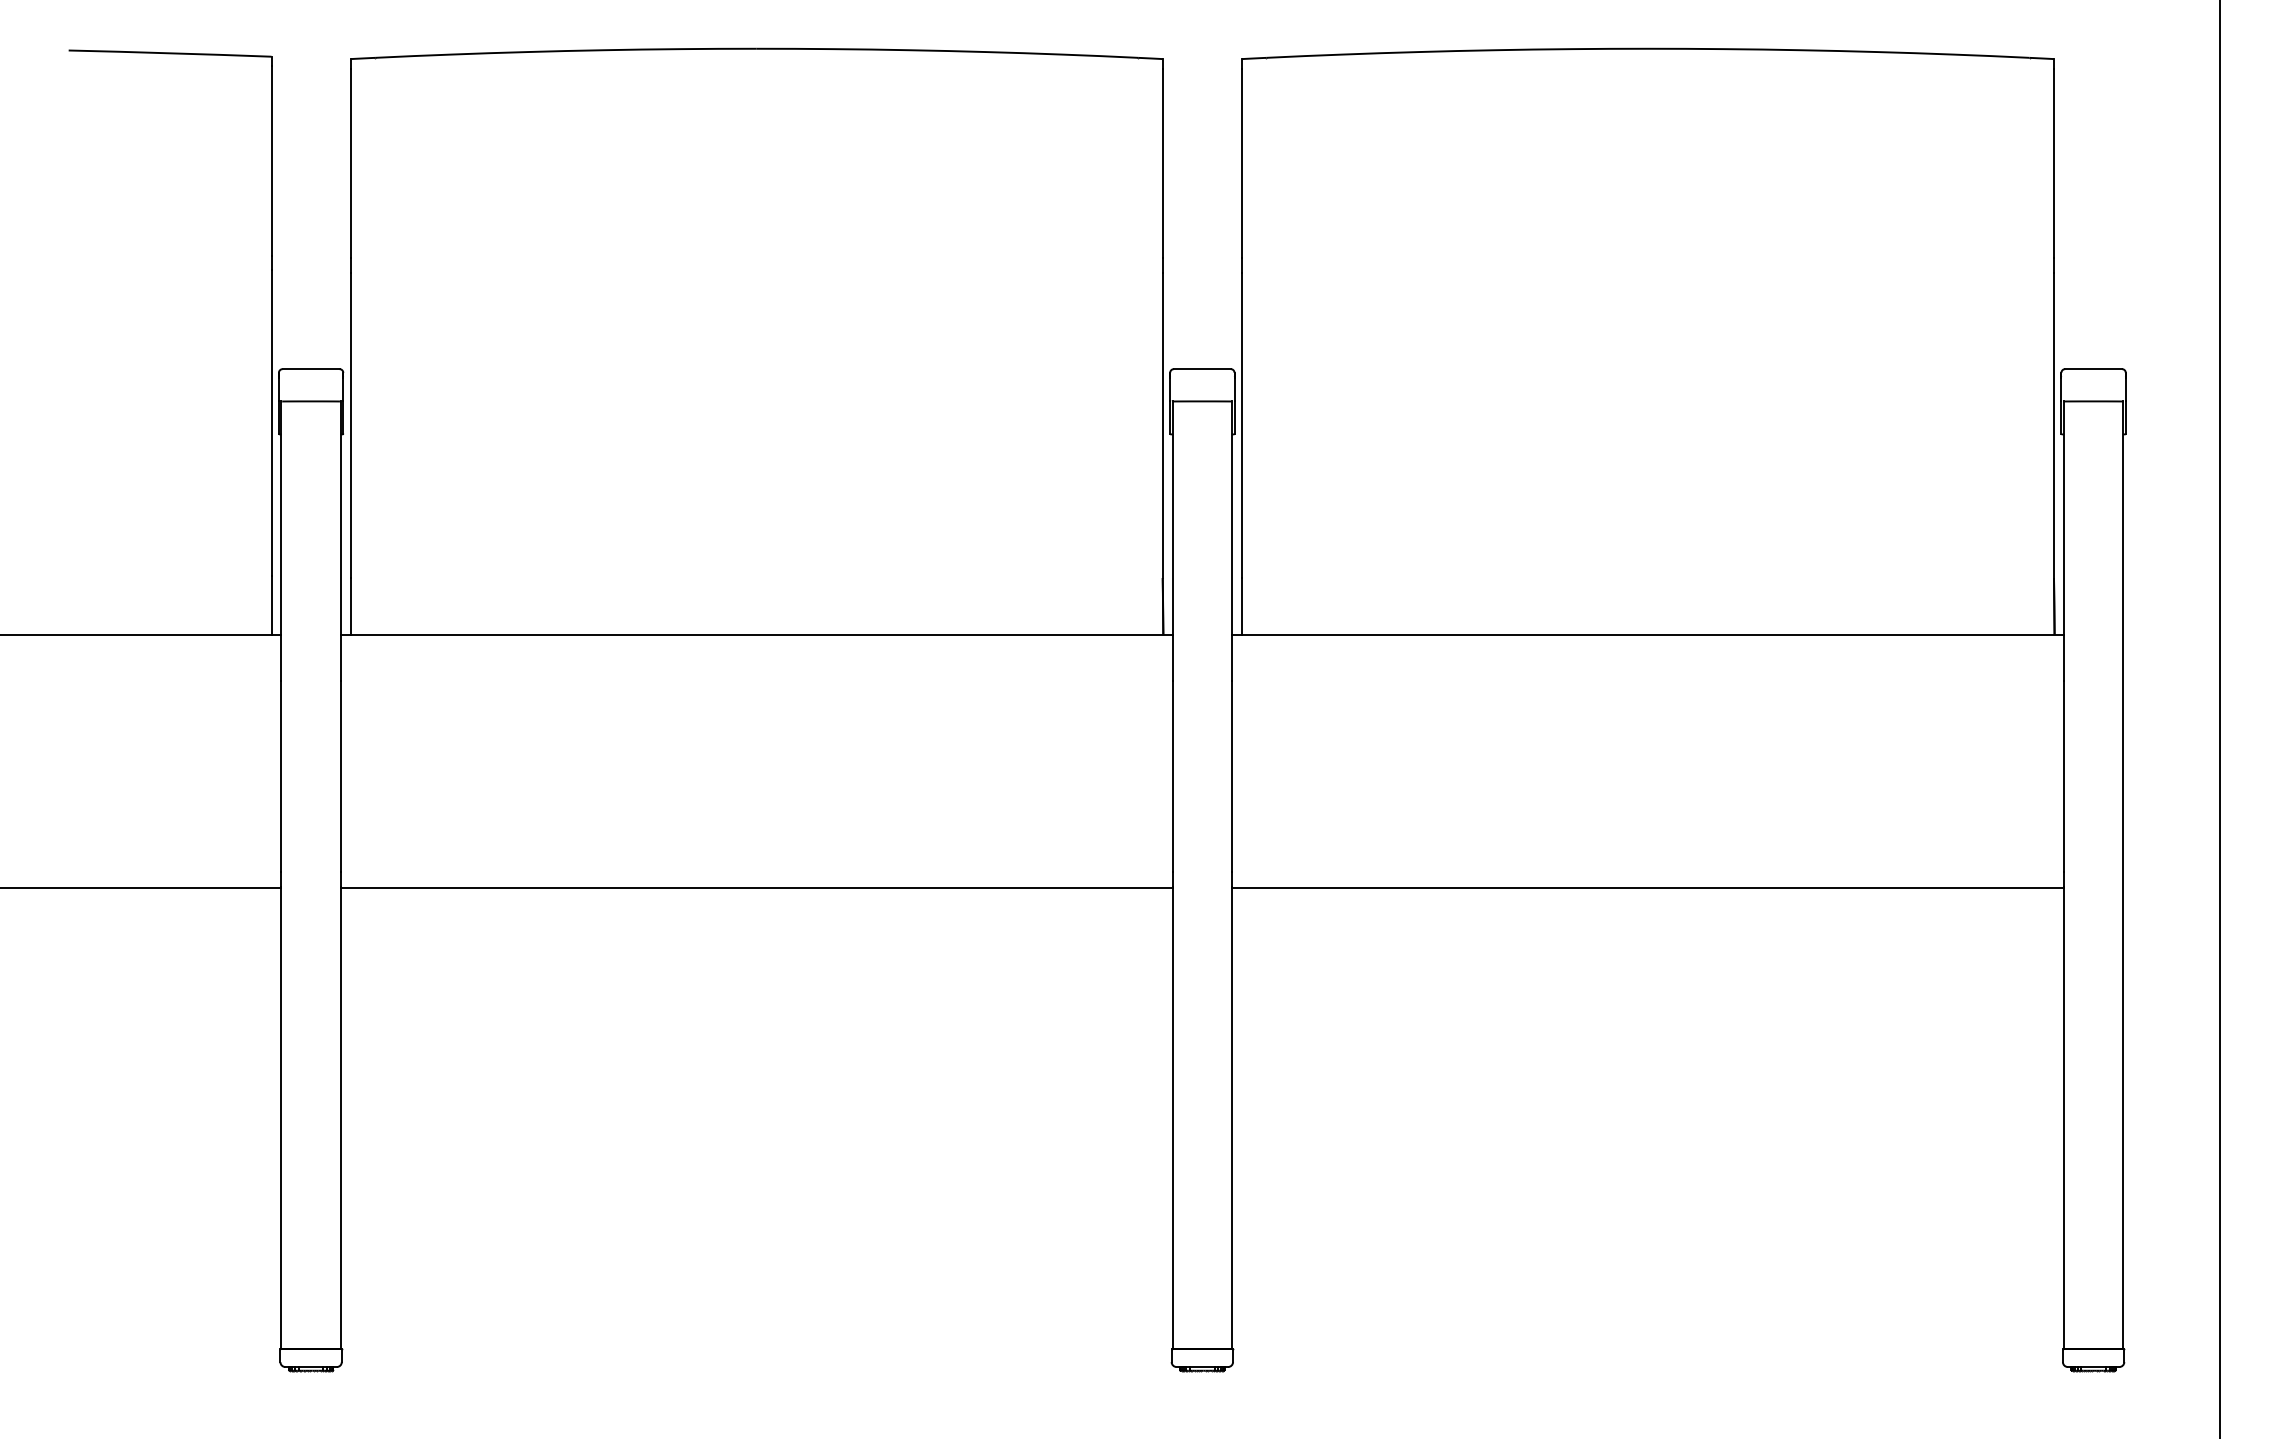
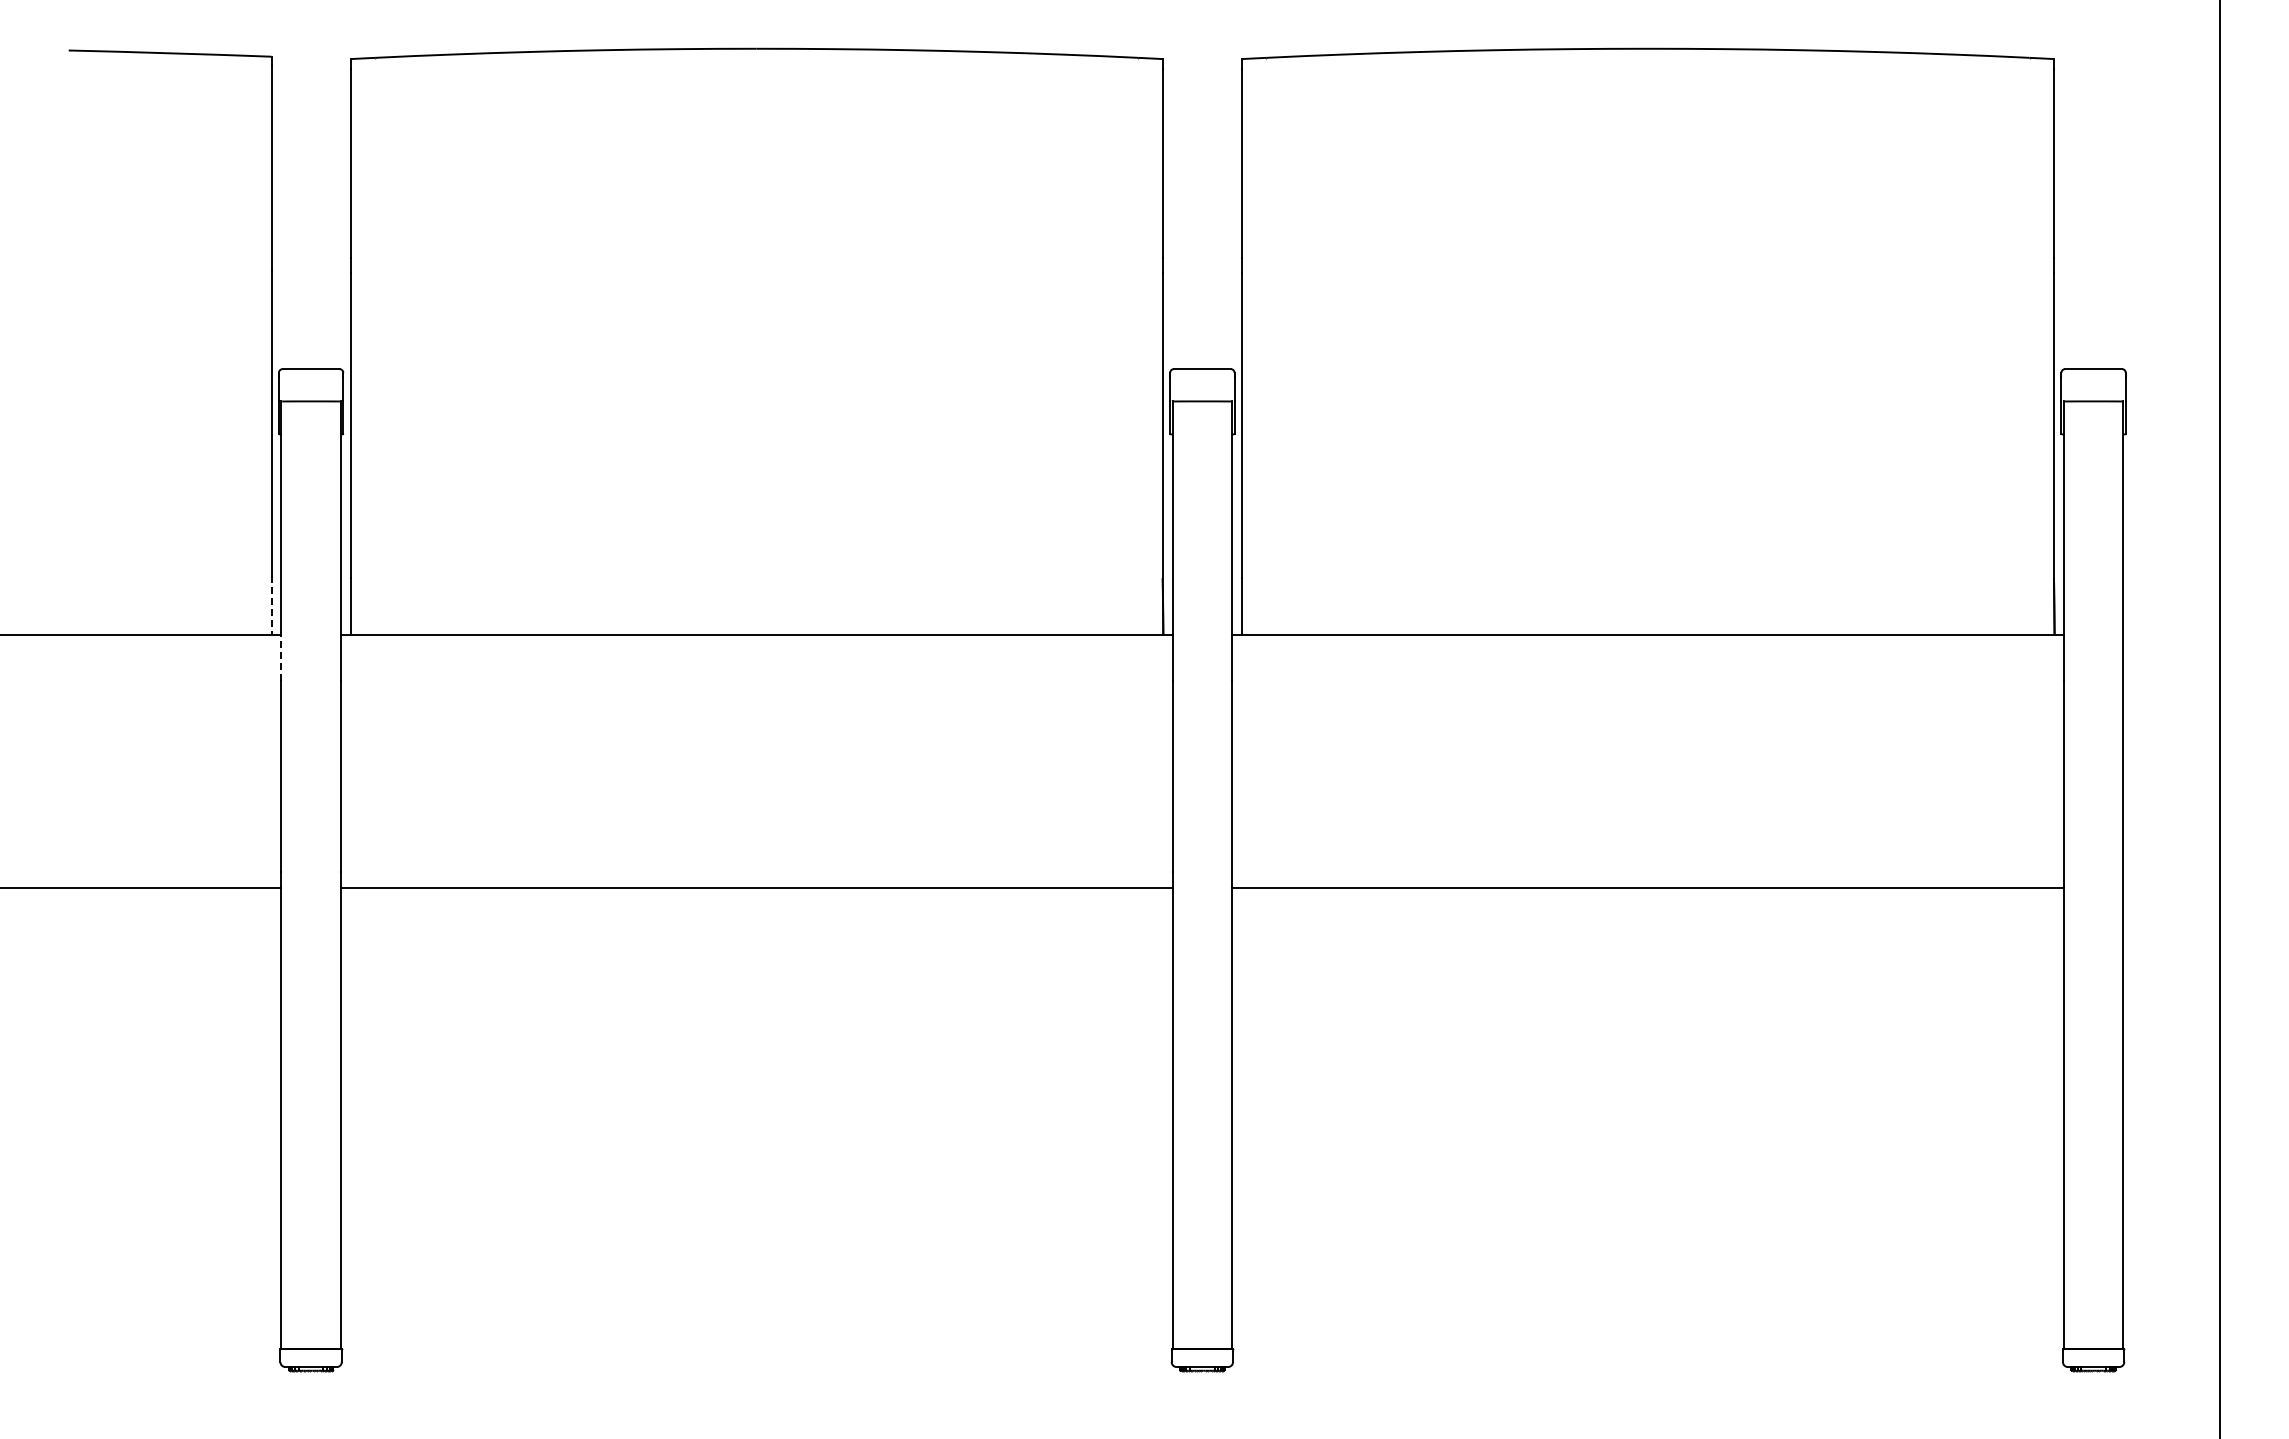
line: solid -> dashed (271, 605)
line: solid -> dashed (281, 657)
